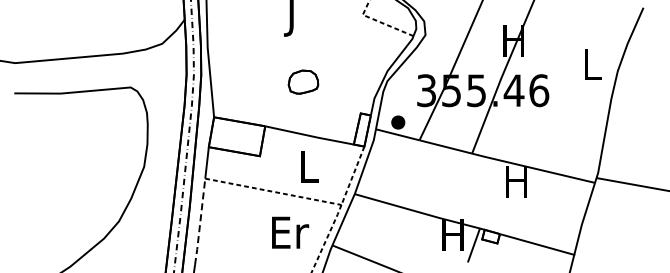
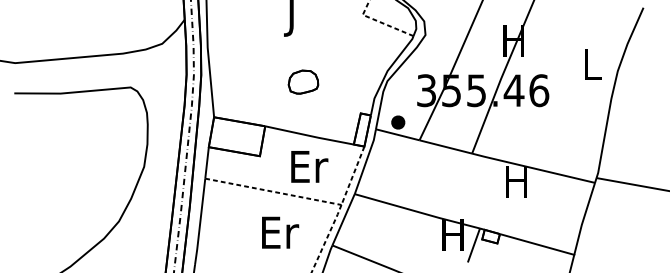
text: L -> Er (309, 166)
line: dashed -> solid (200, 221)
text position: (290, 232) -> (280, 232) (280, 232)
